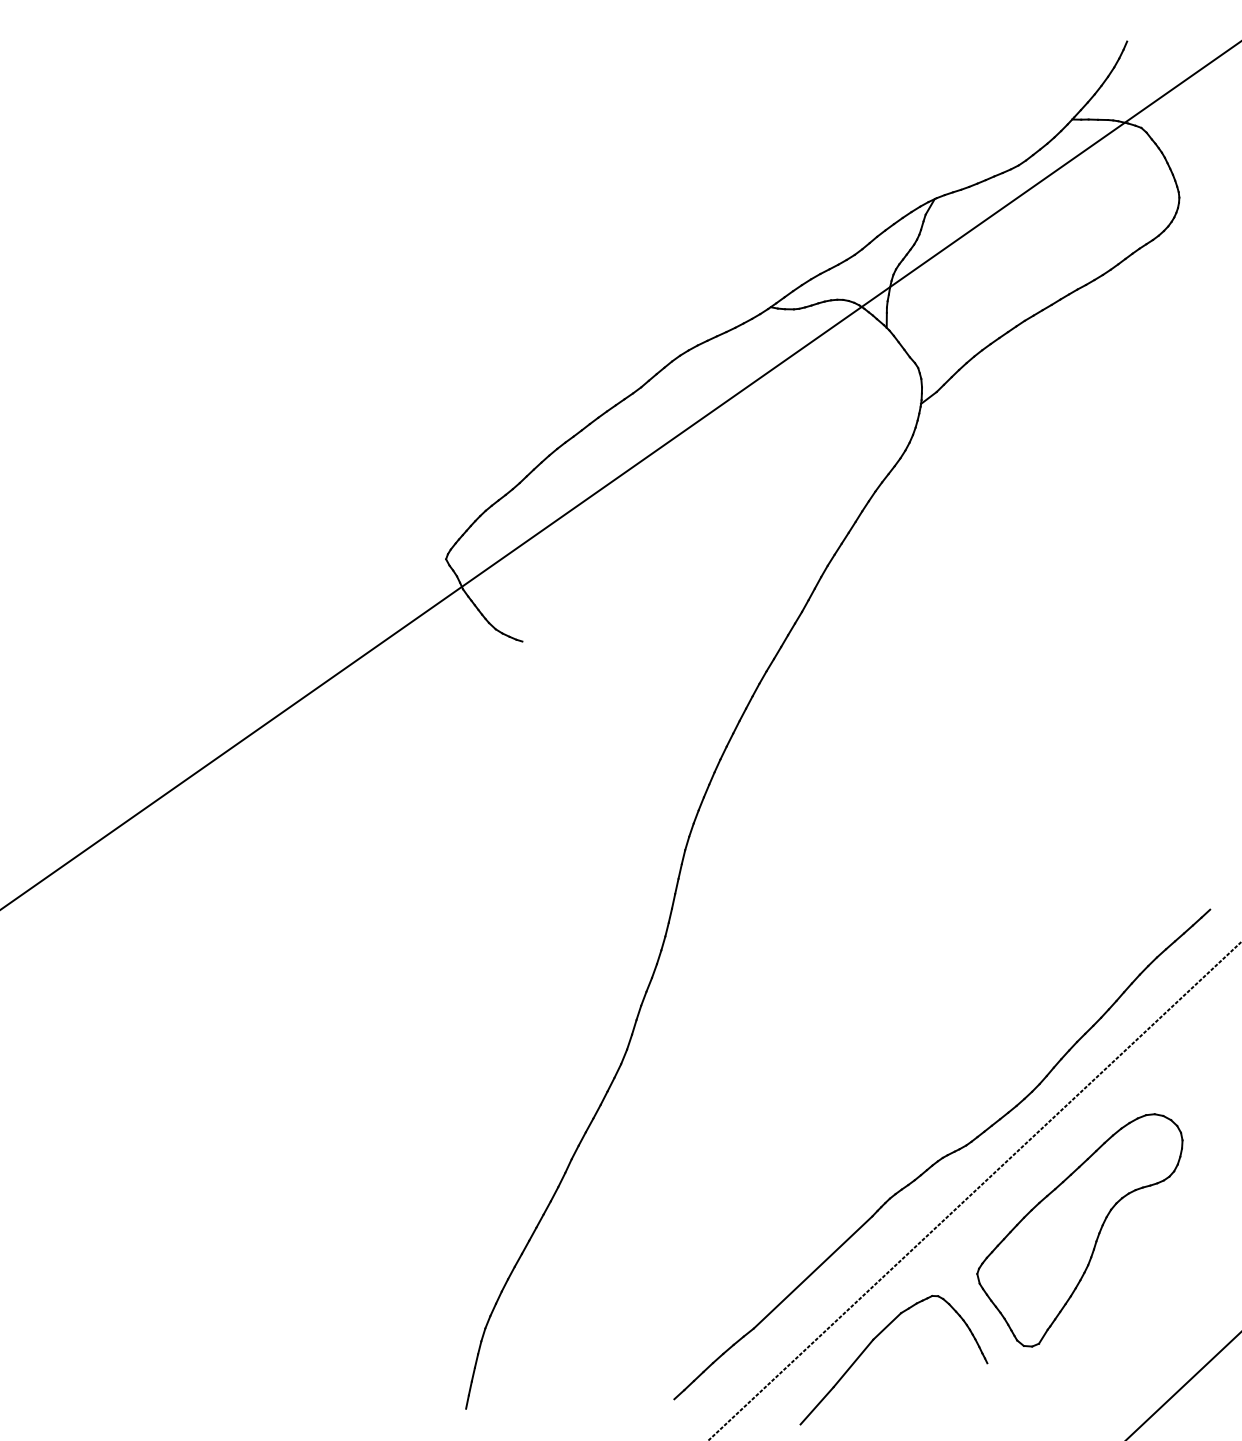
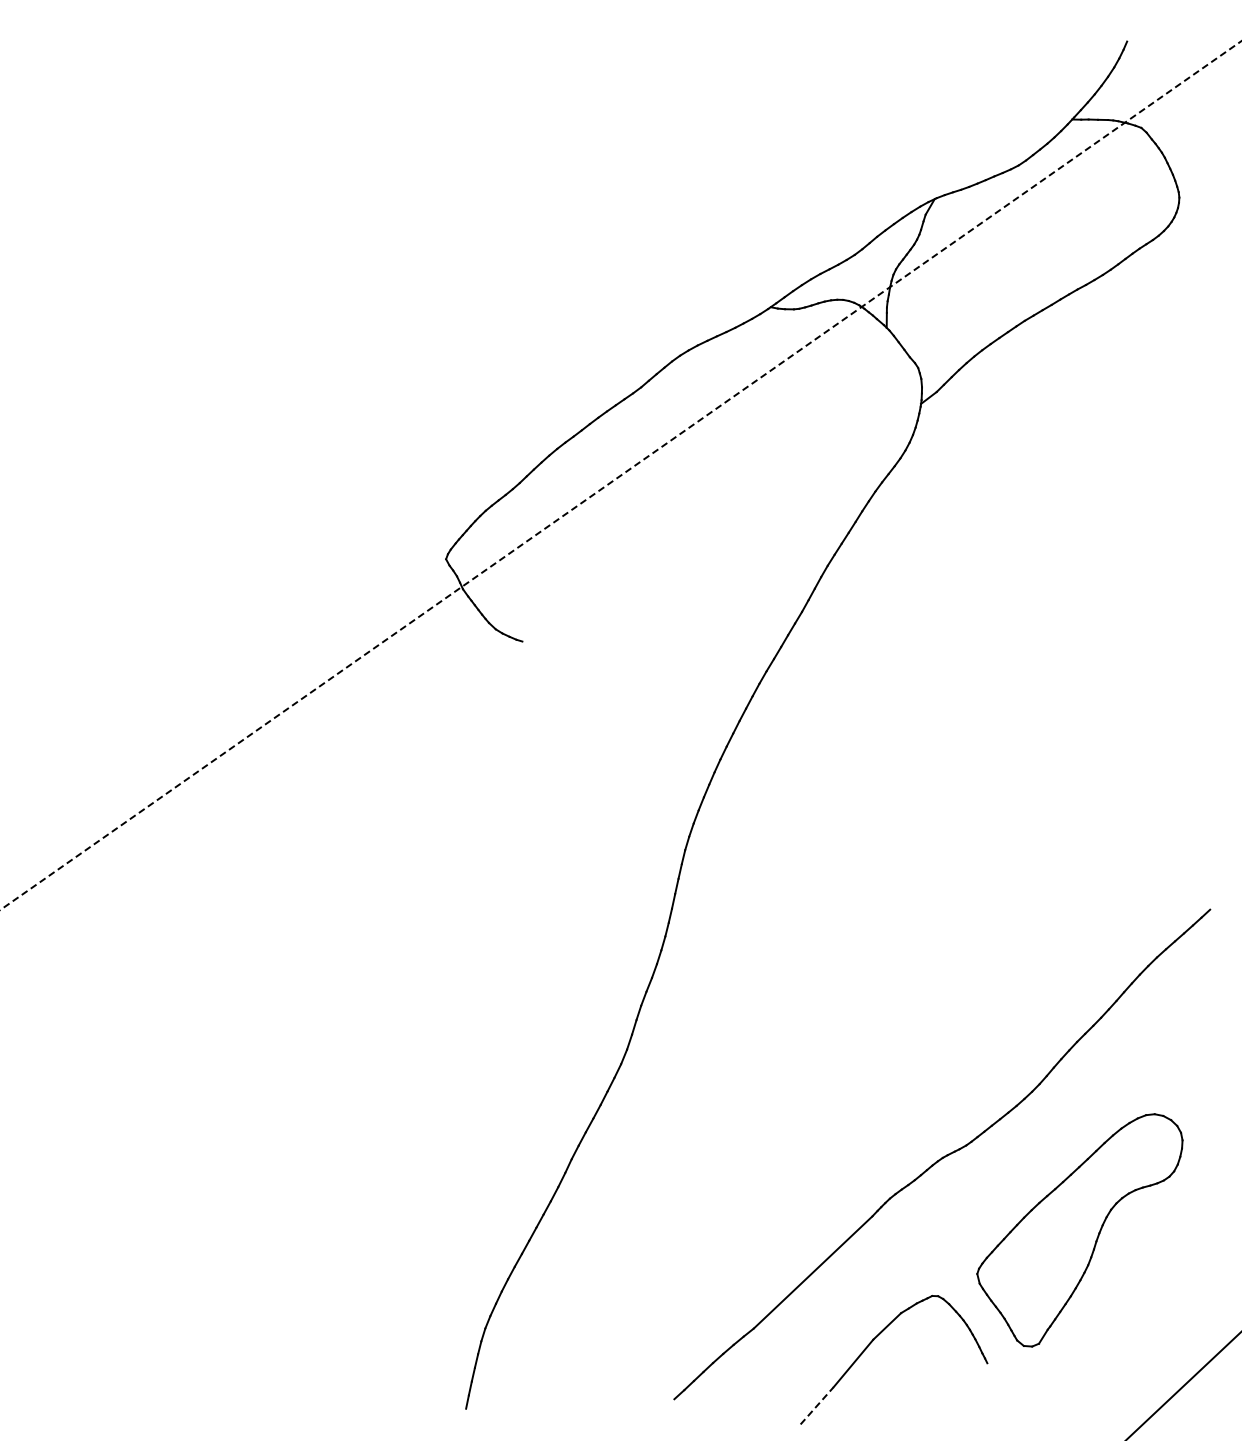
line: solid -> dashed (621, 474)
line: present -> none (974, 1190)
line: solid -> dashed (817, 1405)
